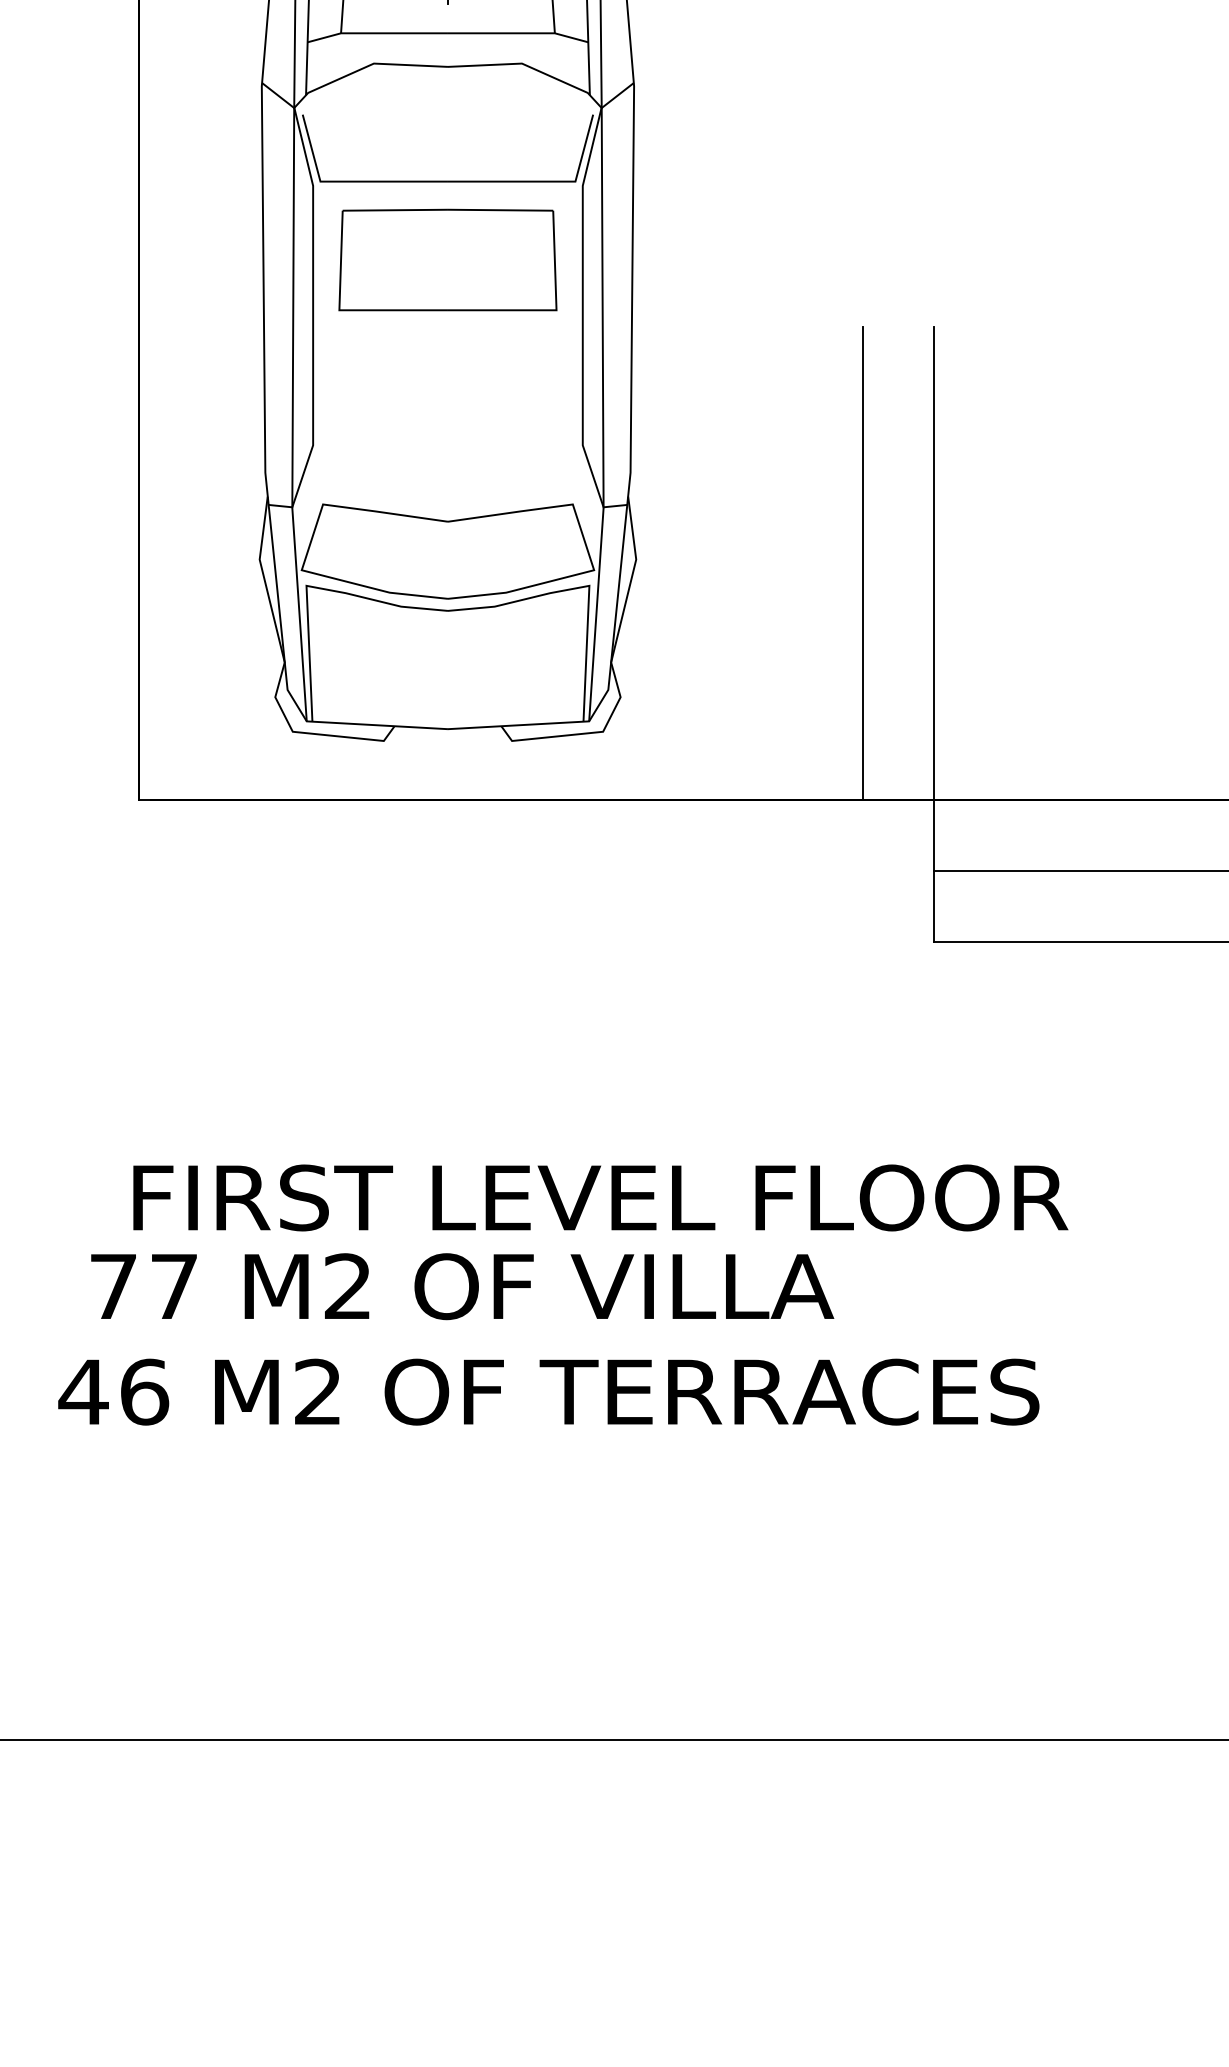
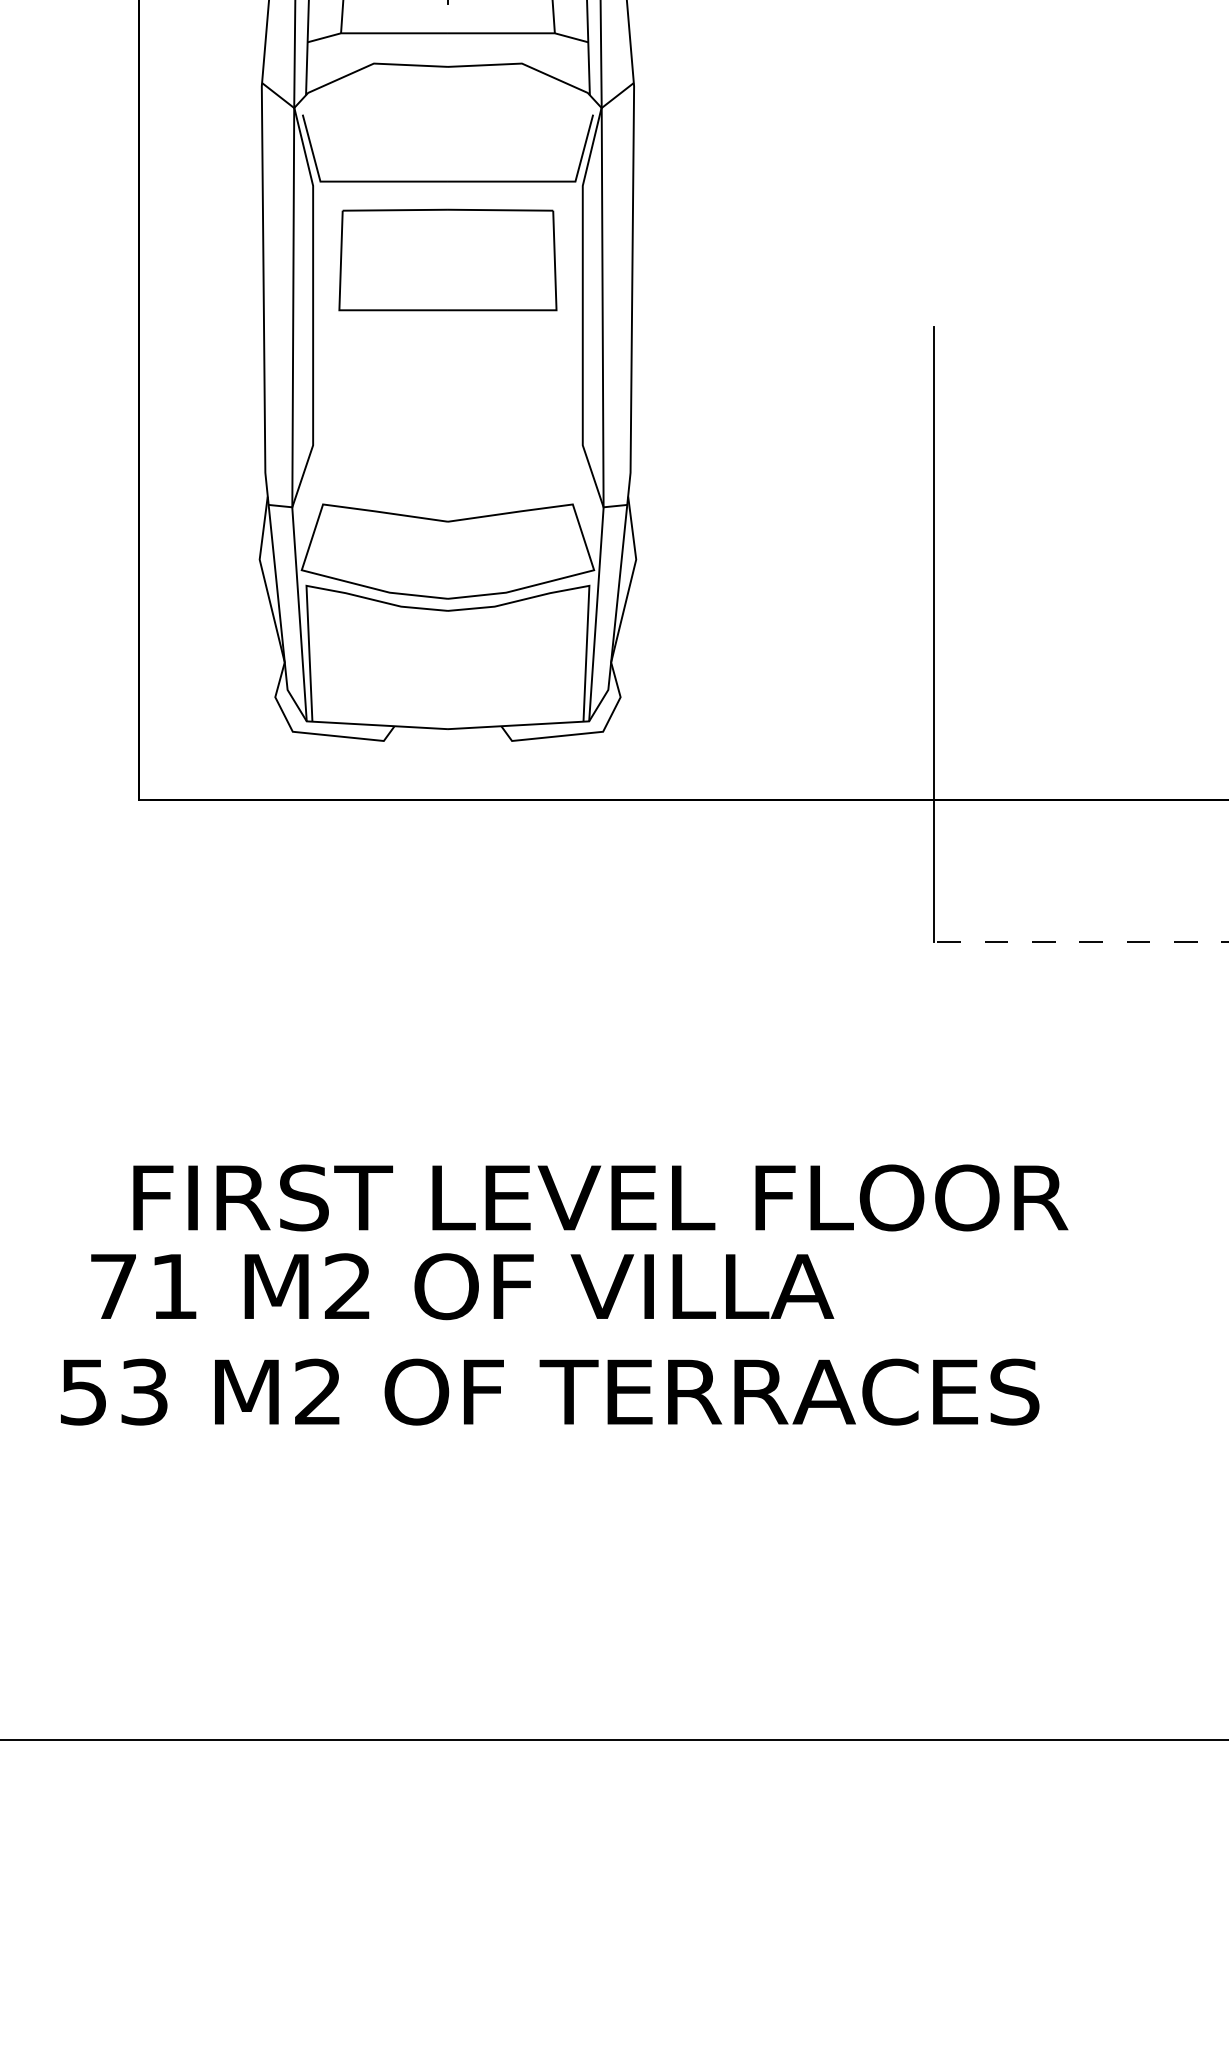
line: present -> none (862, 562)
line: present -> none (1079, 870)
line: solid -> dashed (1080, 941)
text: 77 -> 71 (174, 1286)
text: 46 -> 53 (113, 1391)
